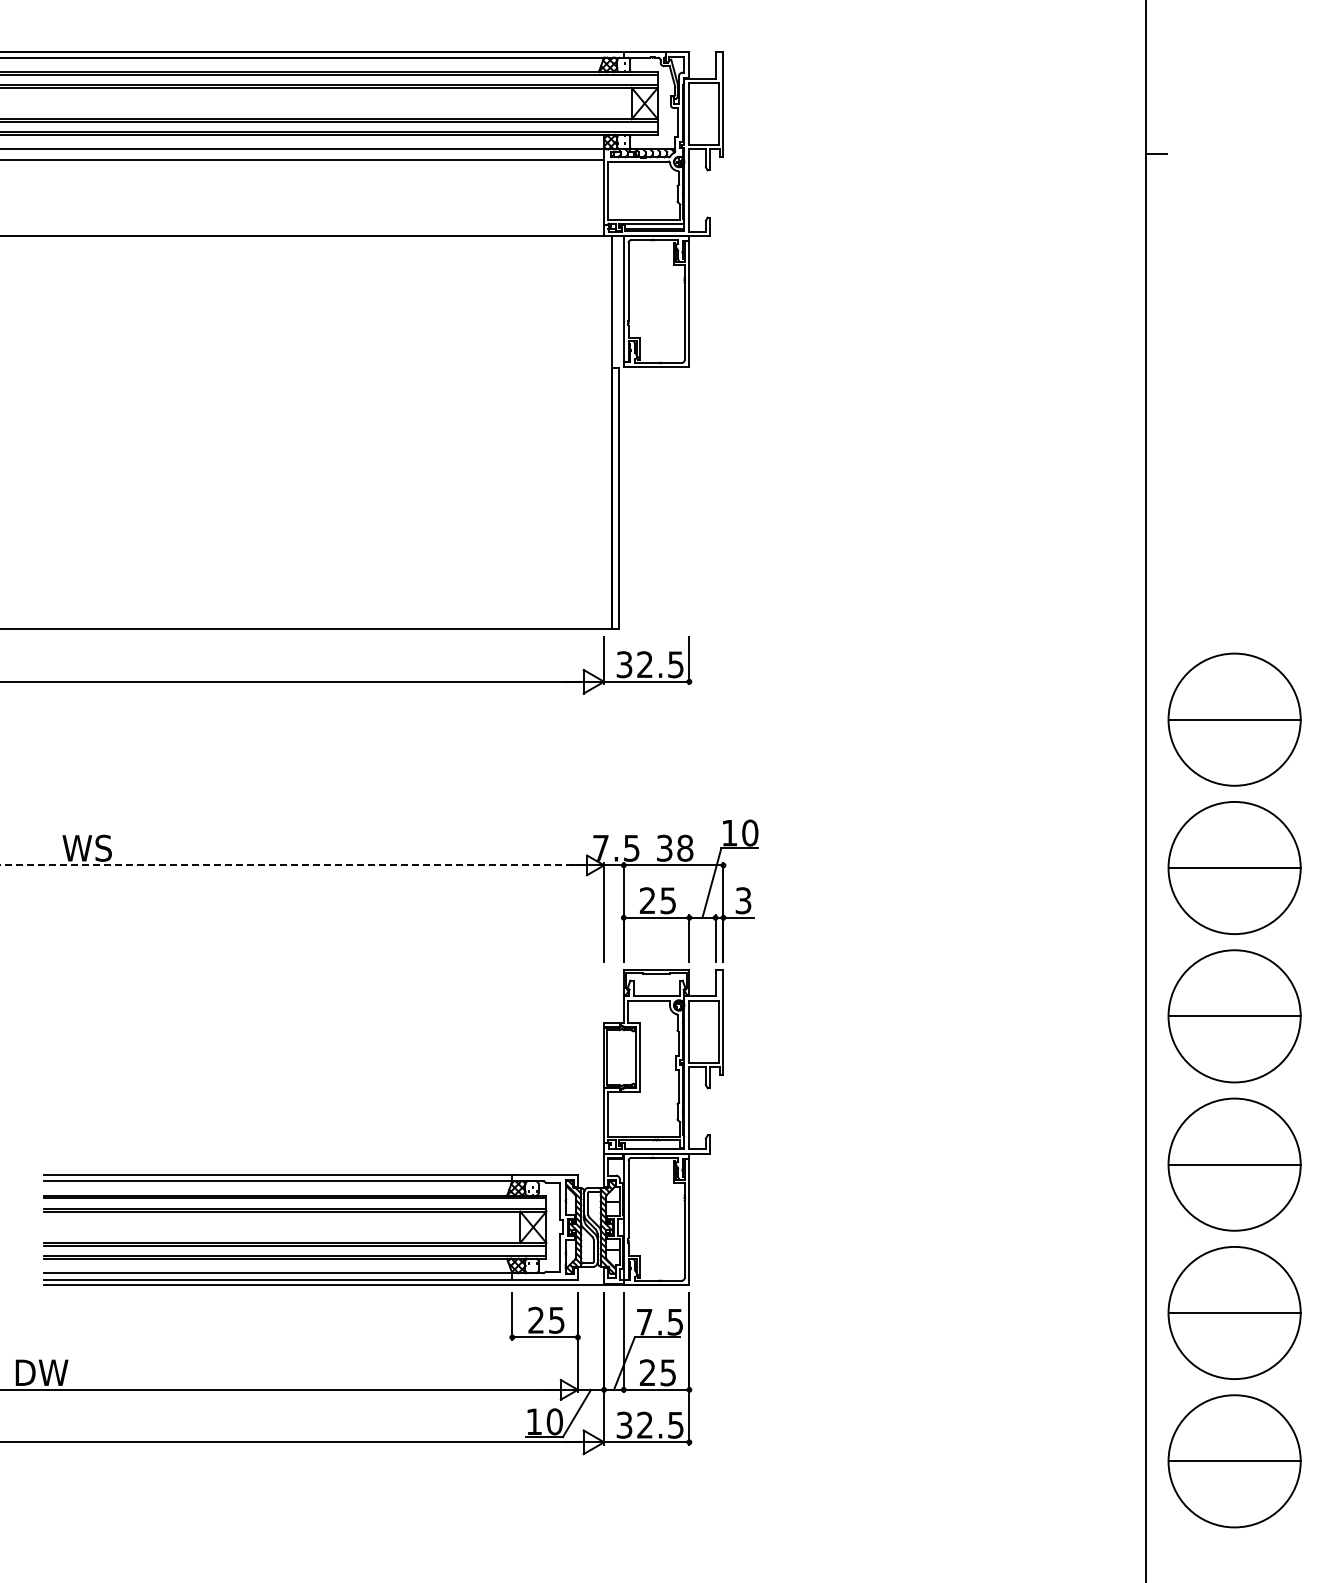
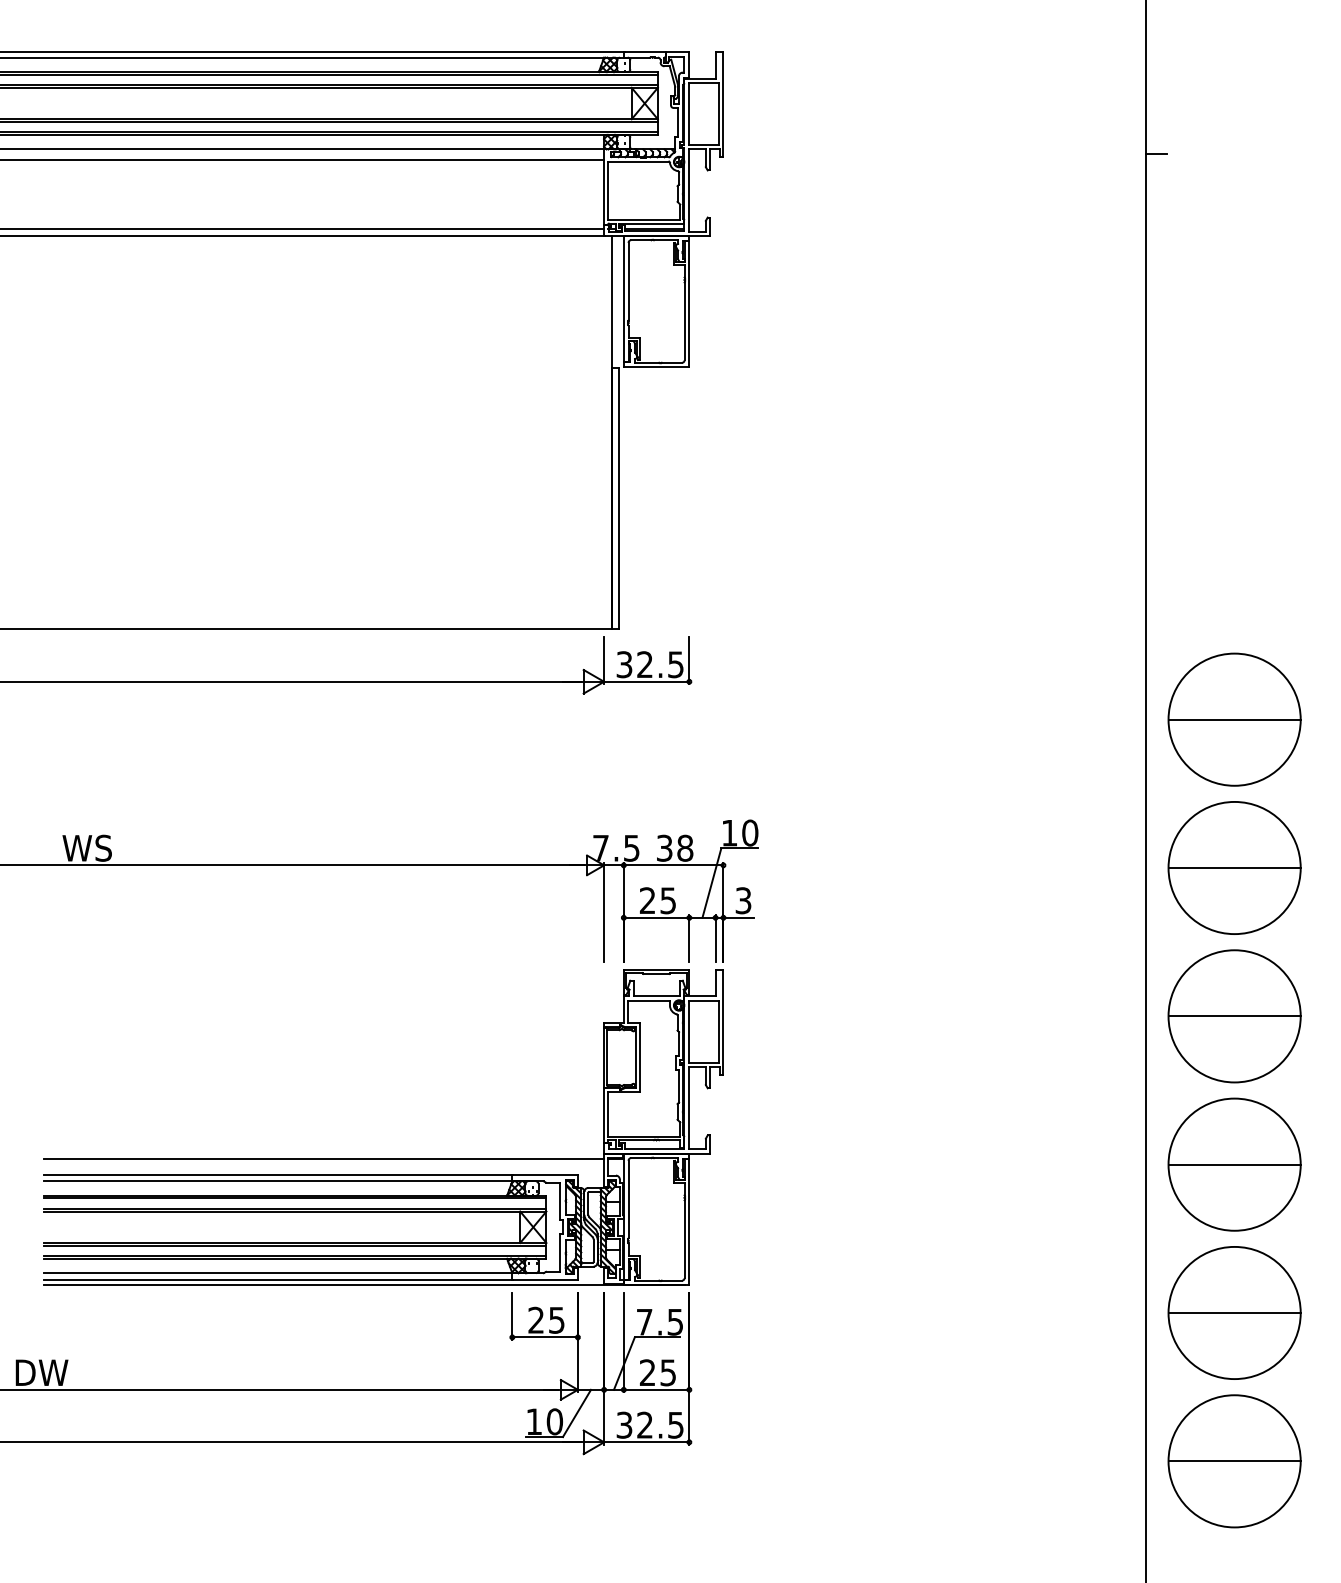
line: none -> present (303, 229)
line: dashed -> solid (292, 865)
line: none -> present (324, 1159)
